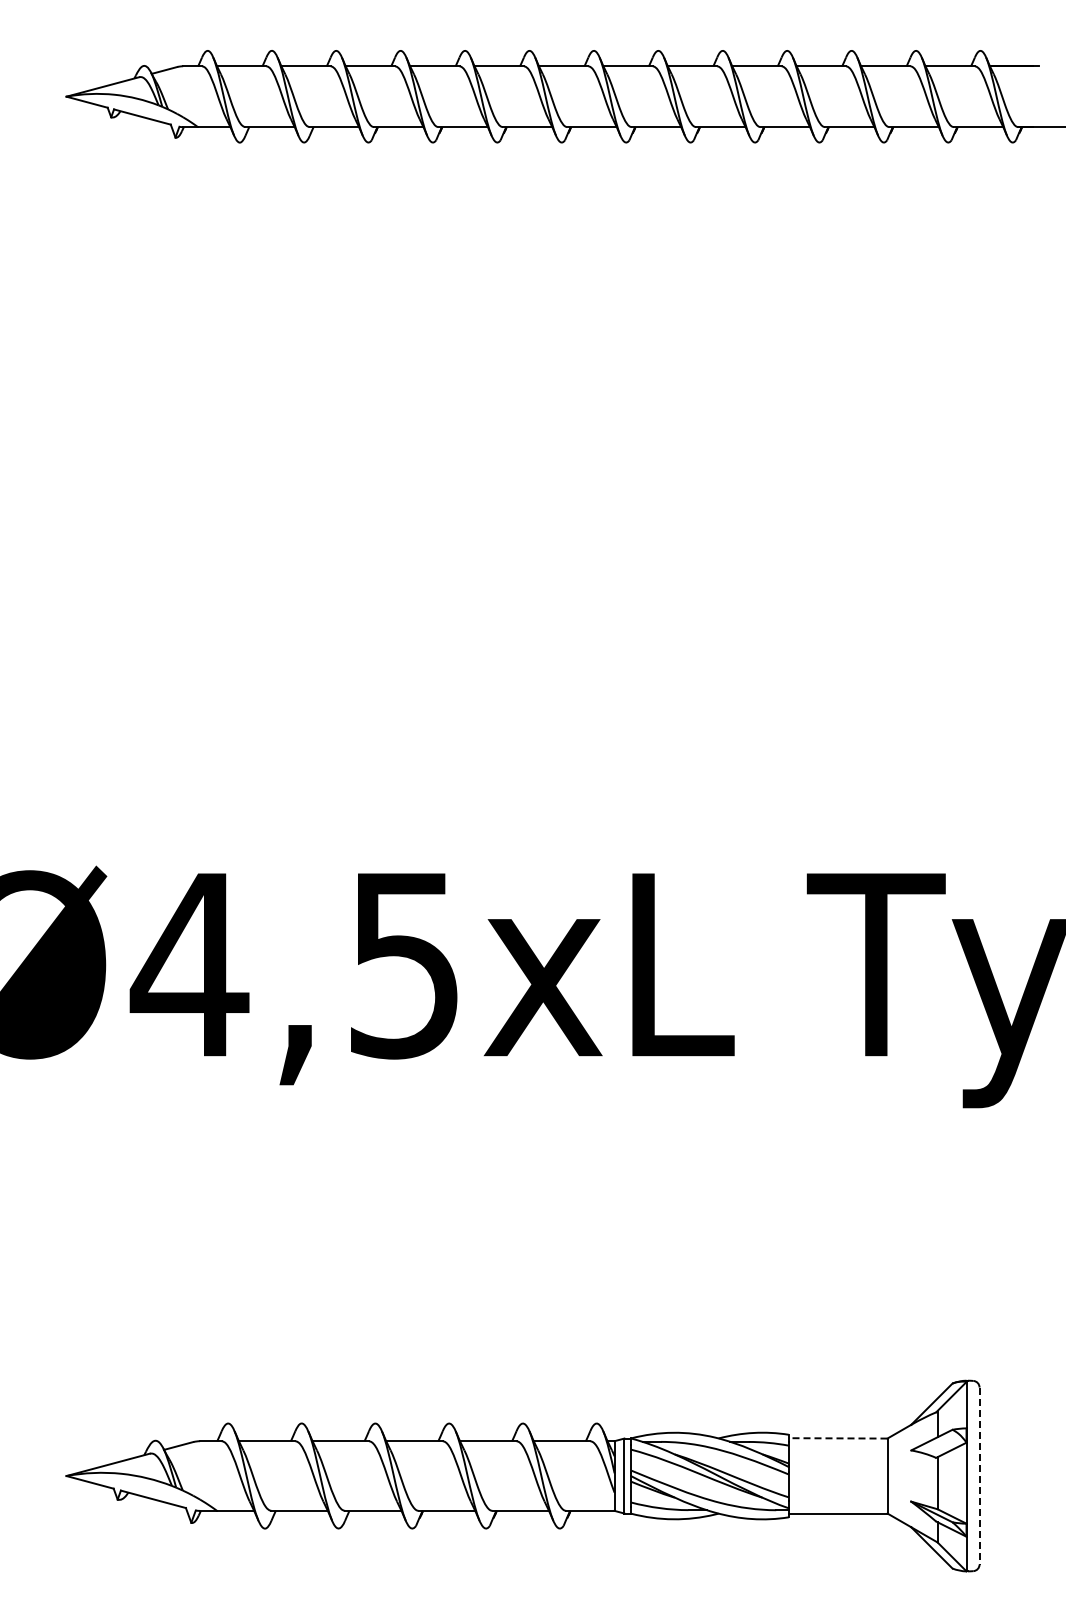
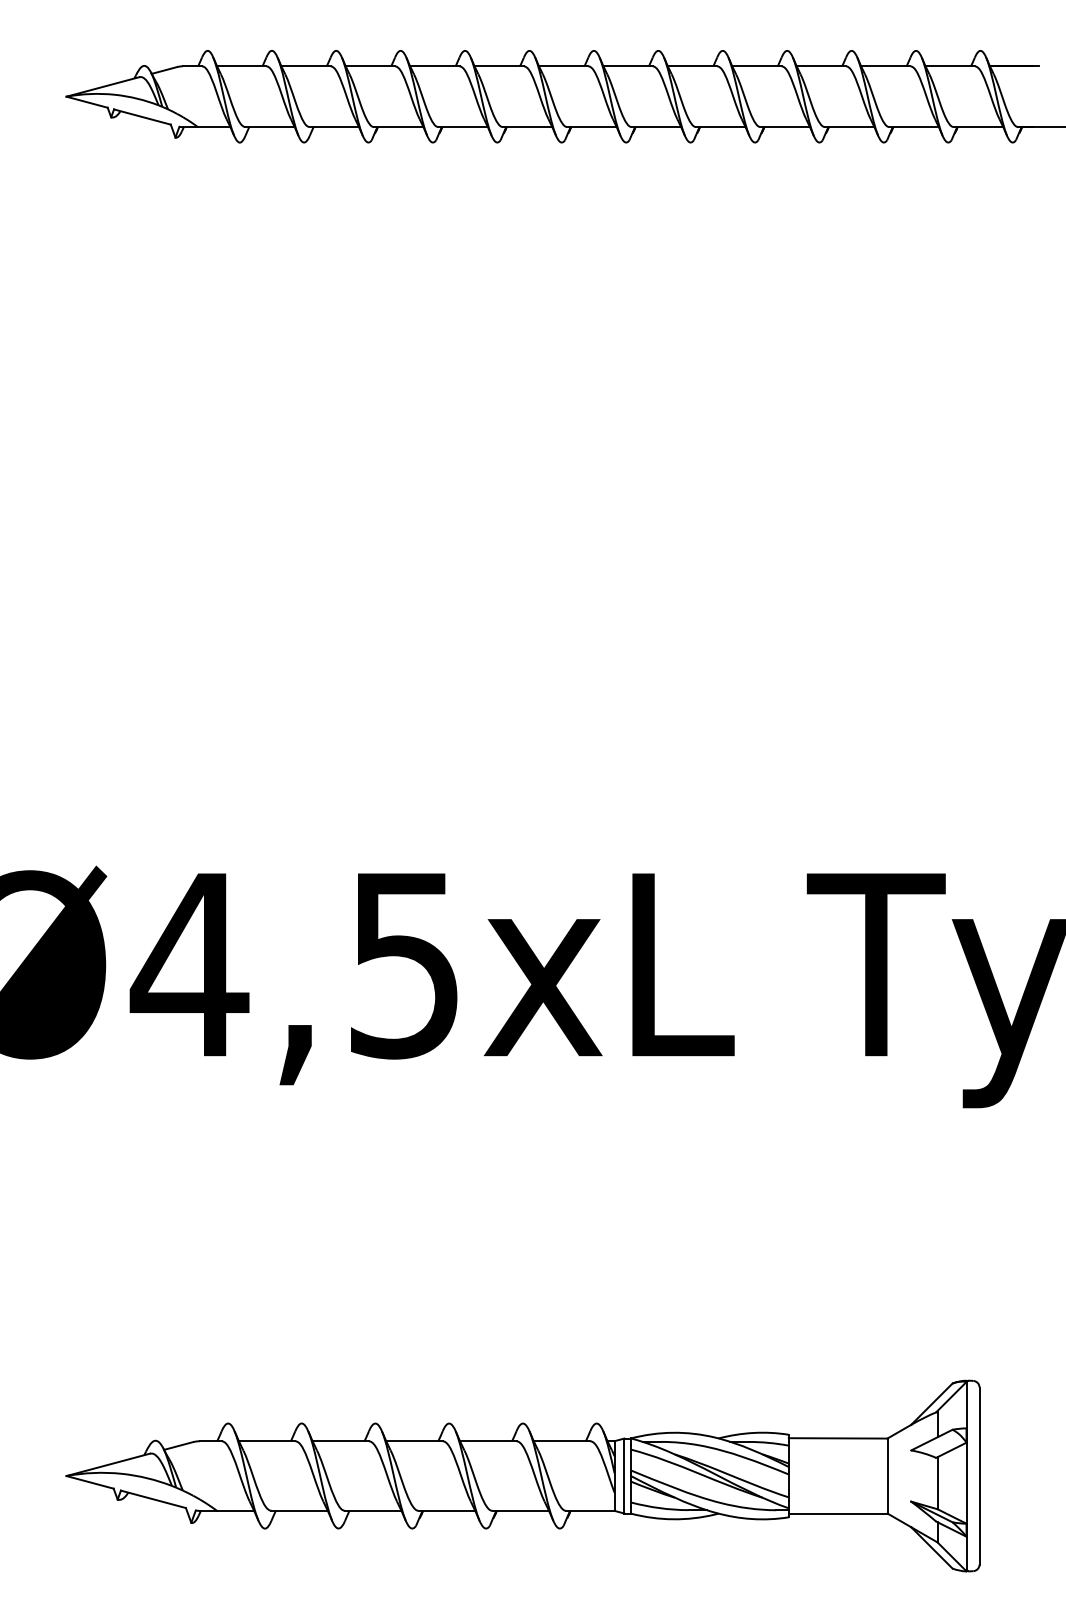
line: dashed -> solid (837, 1438)
line: dashed -> solid (979, 1476)
